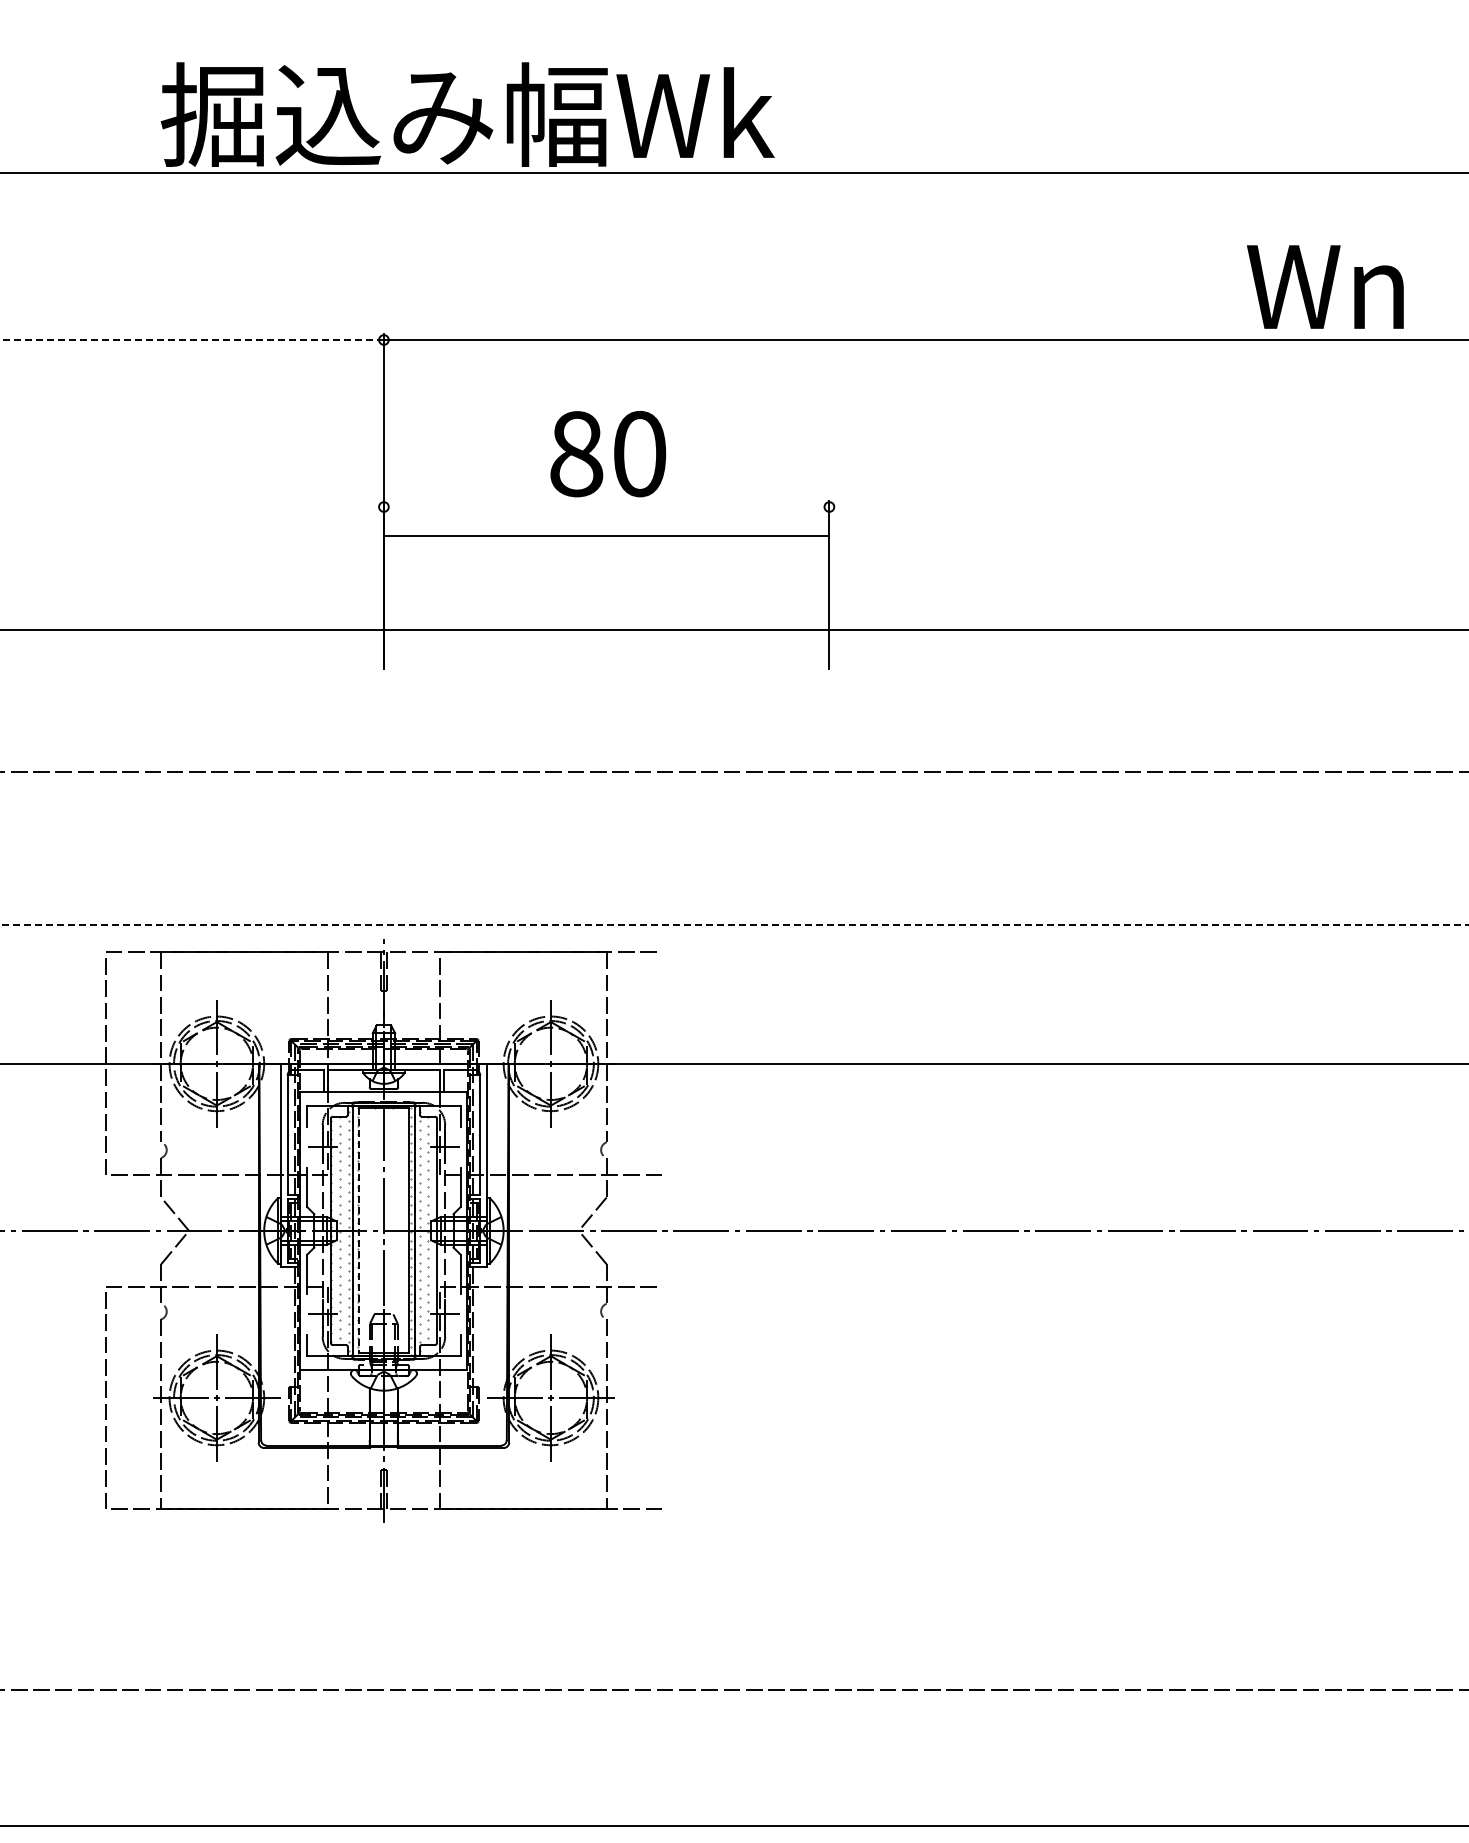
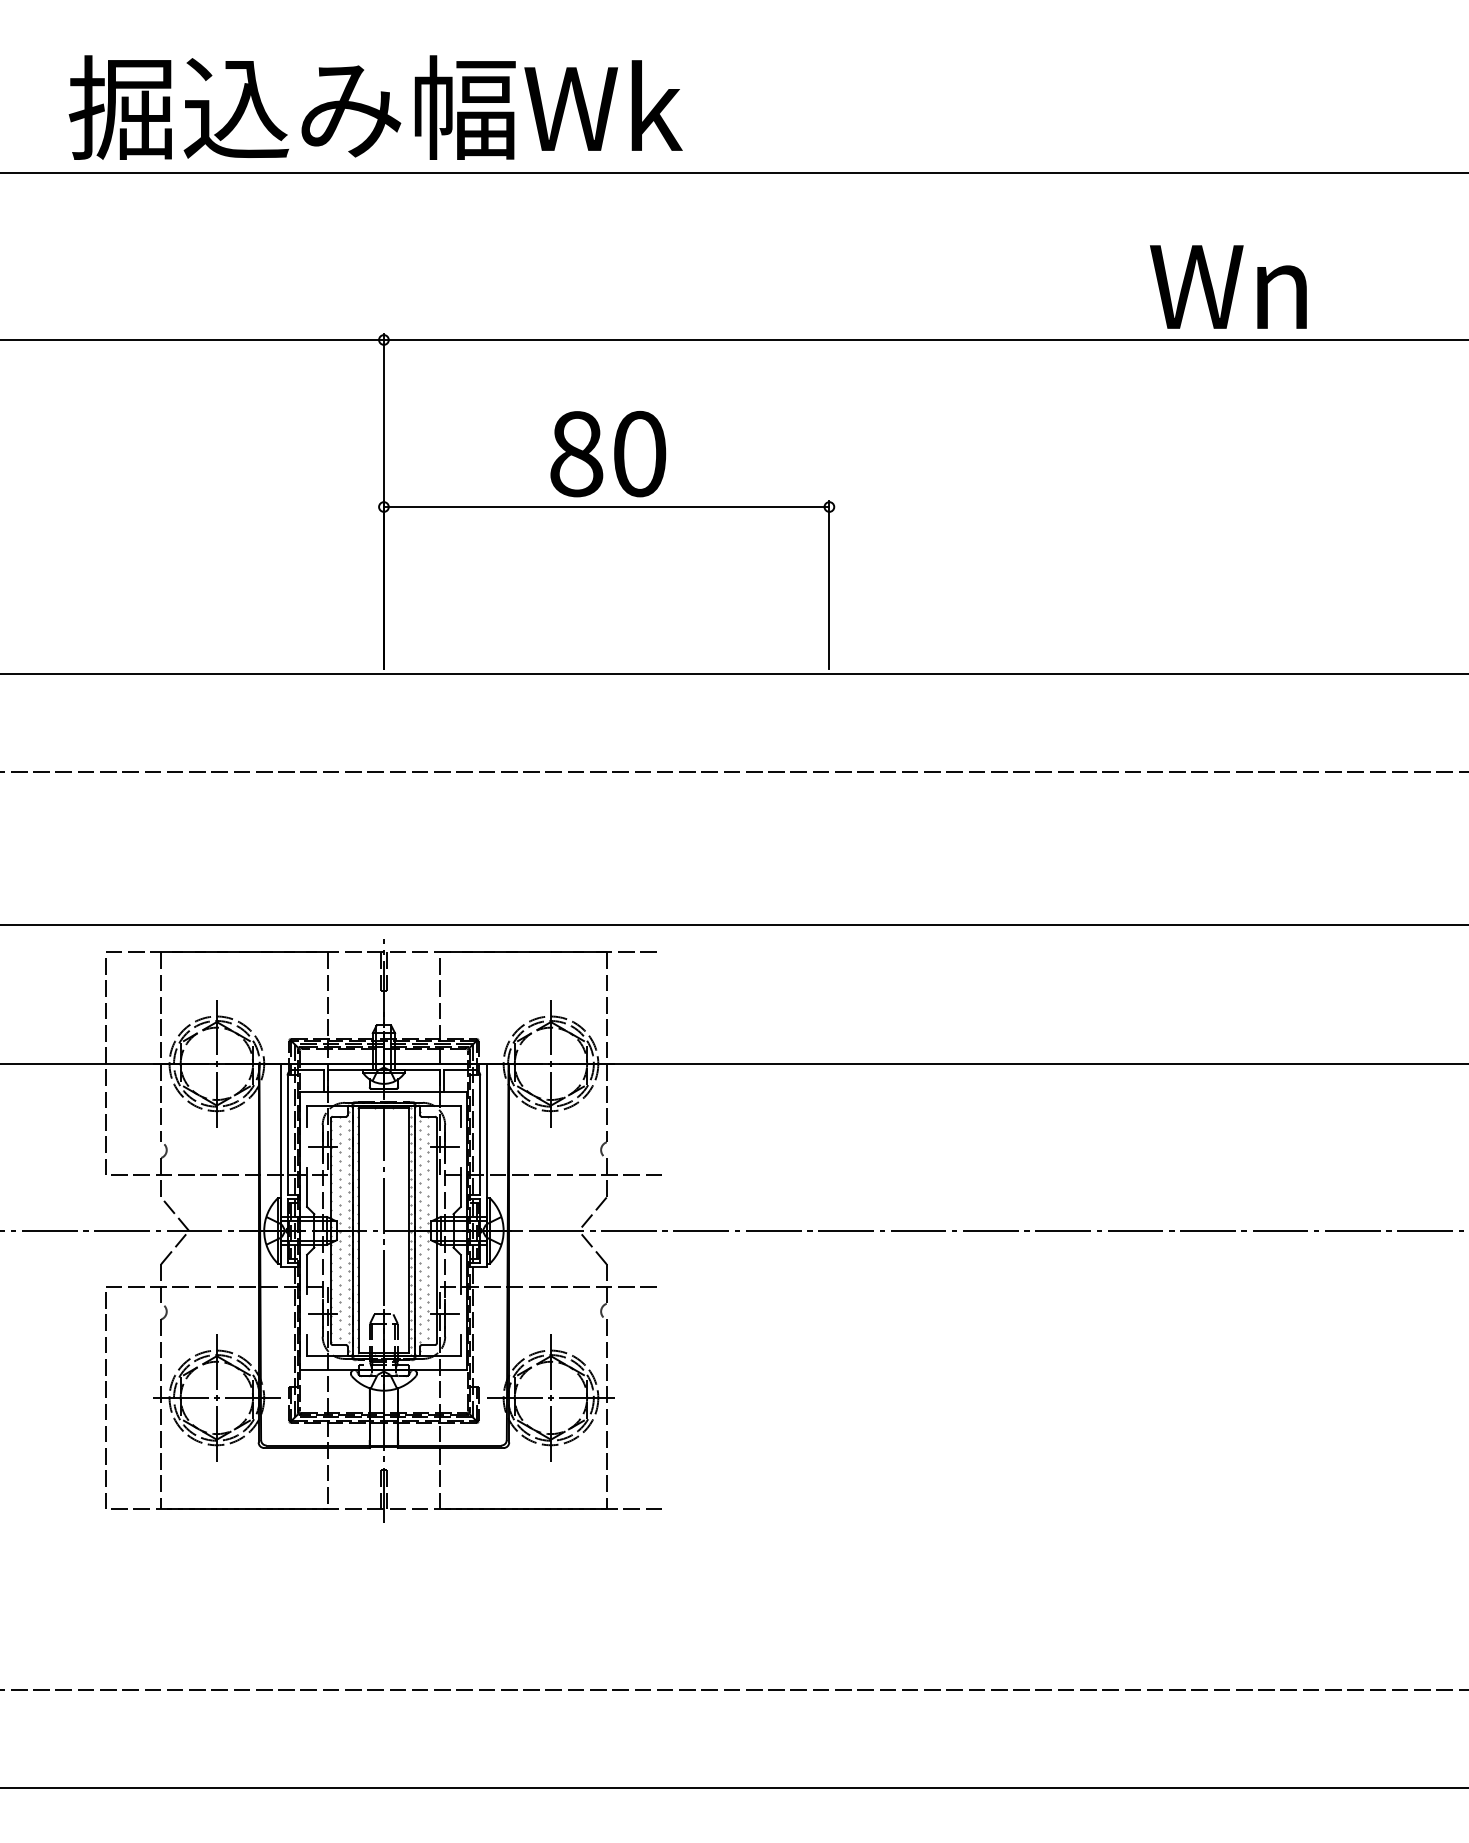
text position: (467, 114) -> (375, 107) (375, 107)
text position: (1325, 286) -> (1228, 286) (1228, 286)
line: dashed -> solid (192, 339)
line position: (606, 536) -> (606, 507) (606, 507)
line position: (733, 630) -> (733, 674) (733, 674)
line: dashed -> solid (734, 924)
line: dashed -> solid (358, 1231)
line position: (733, 1825) -> (733, 1787) (733, 1787)
